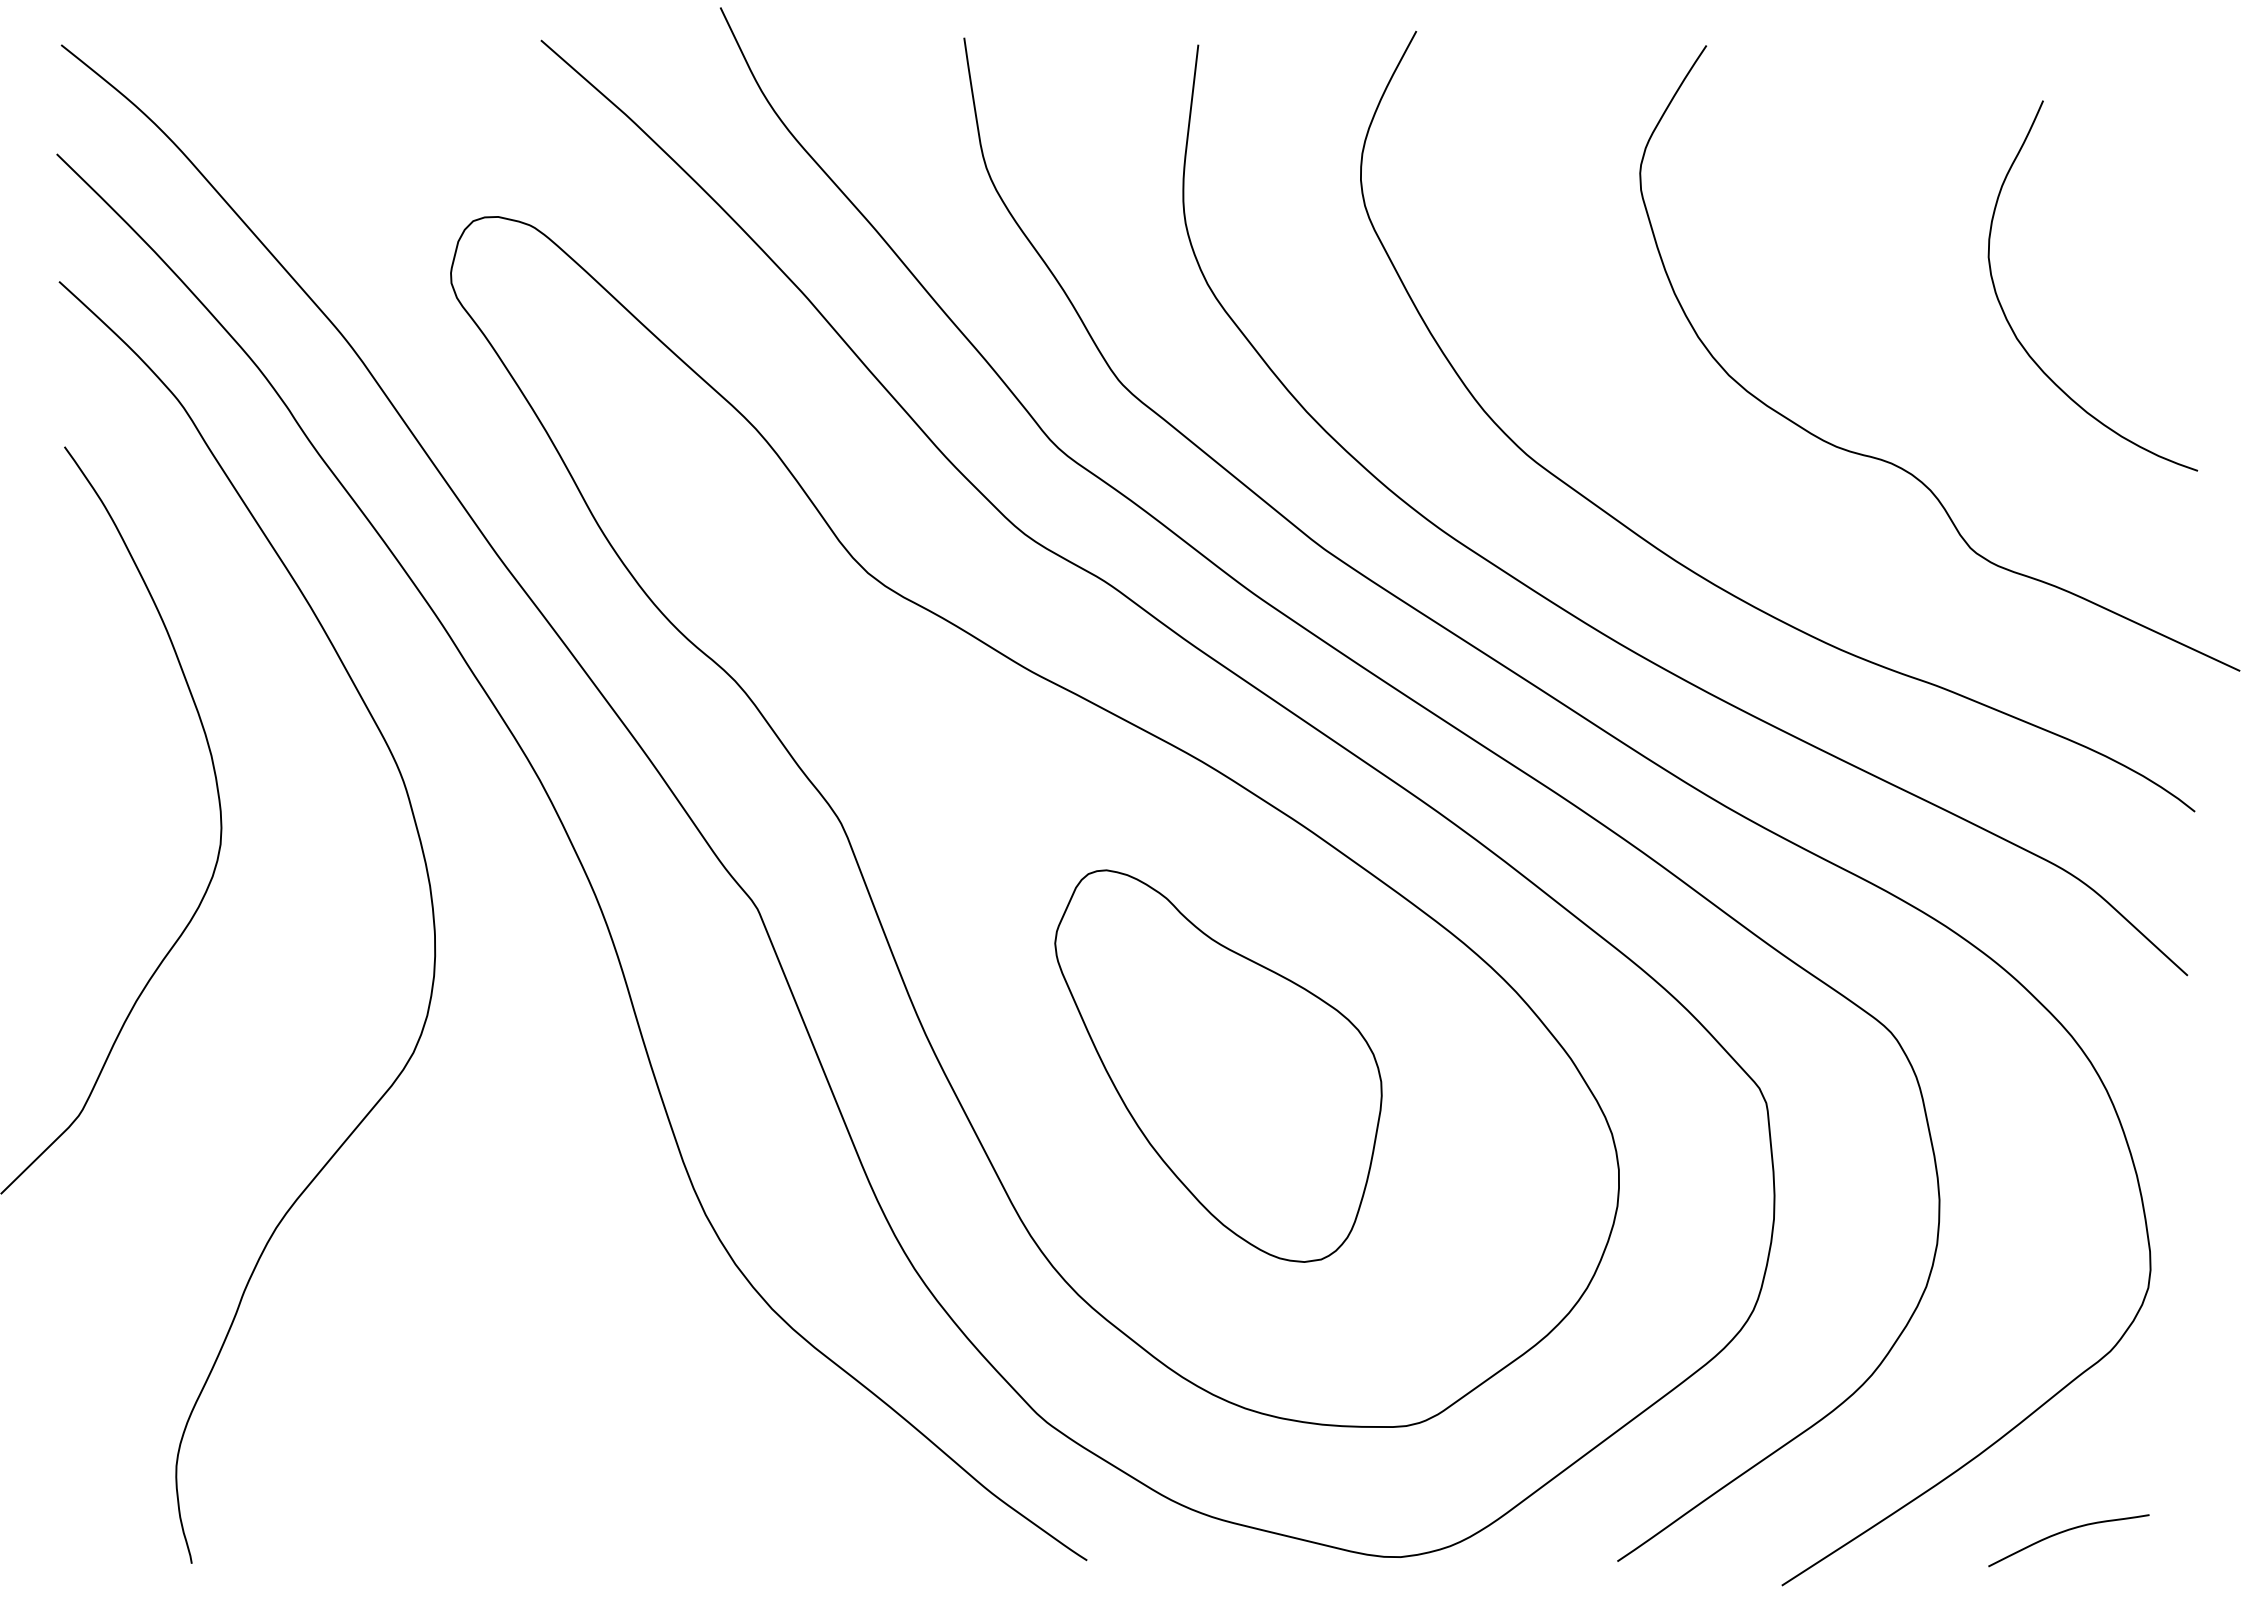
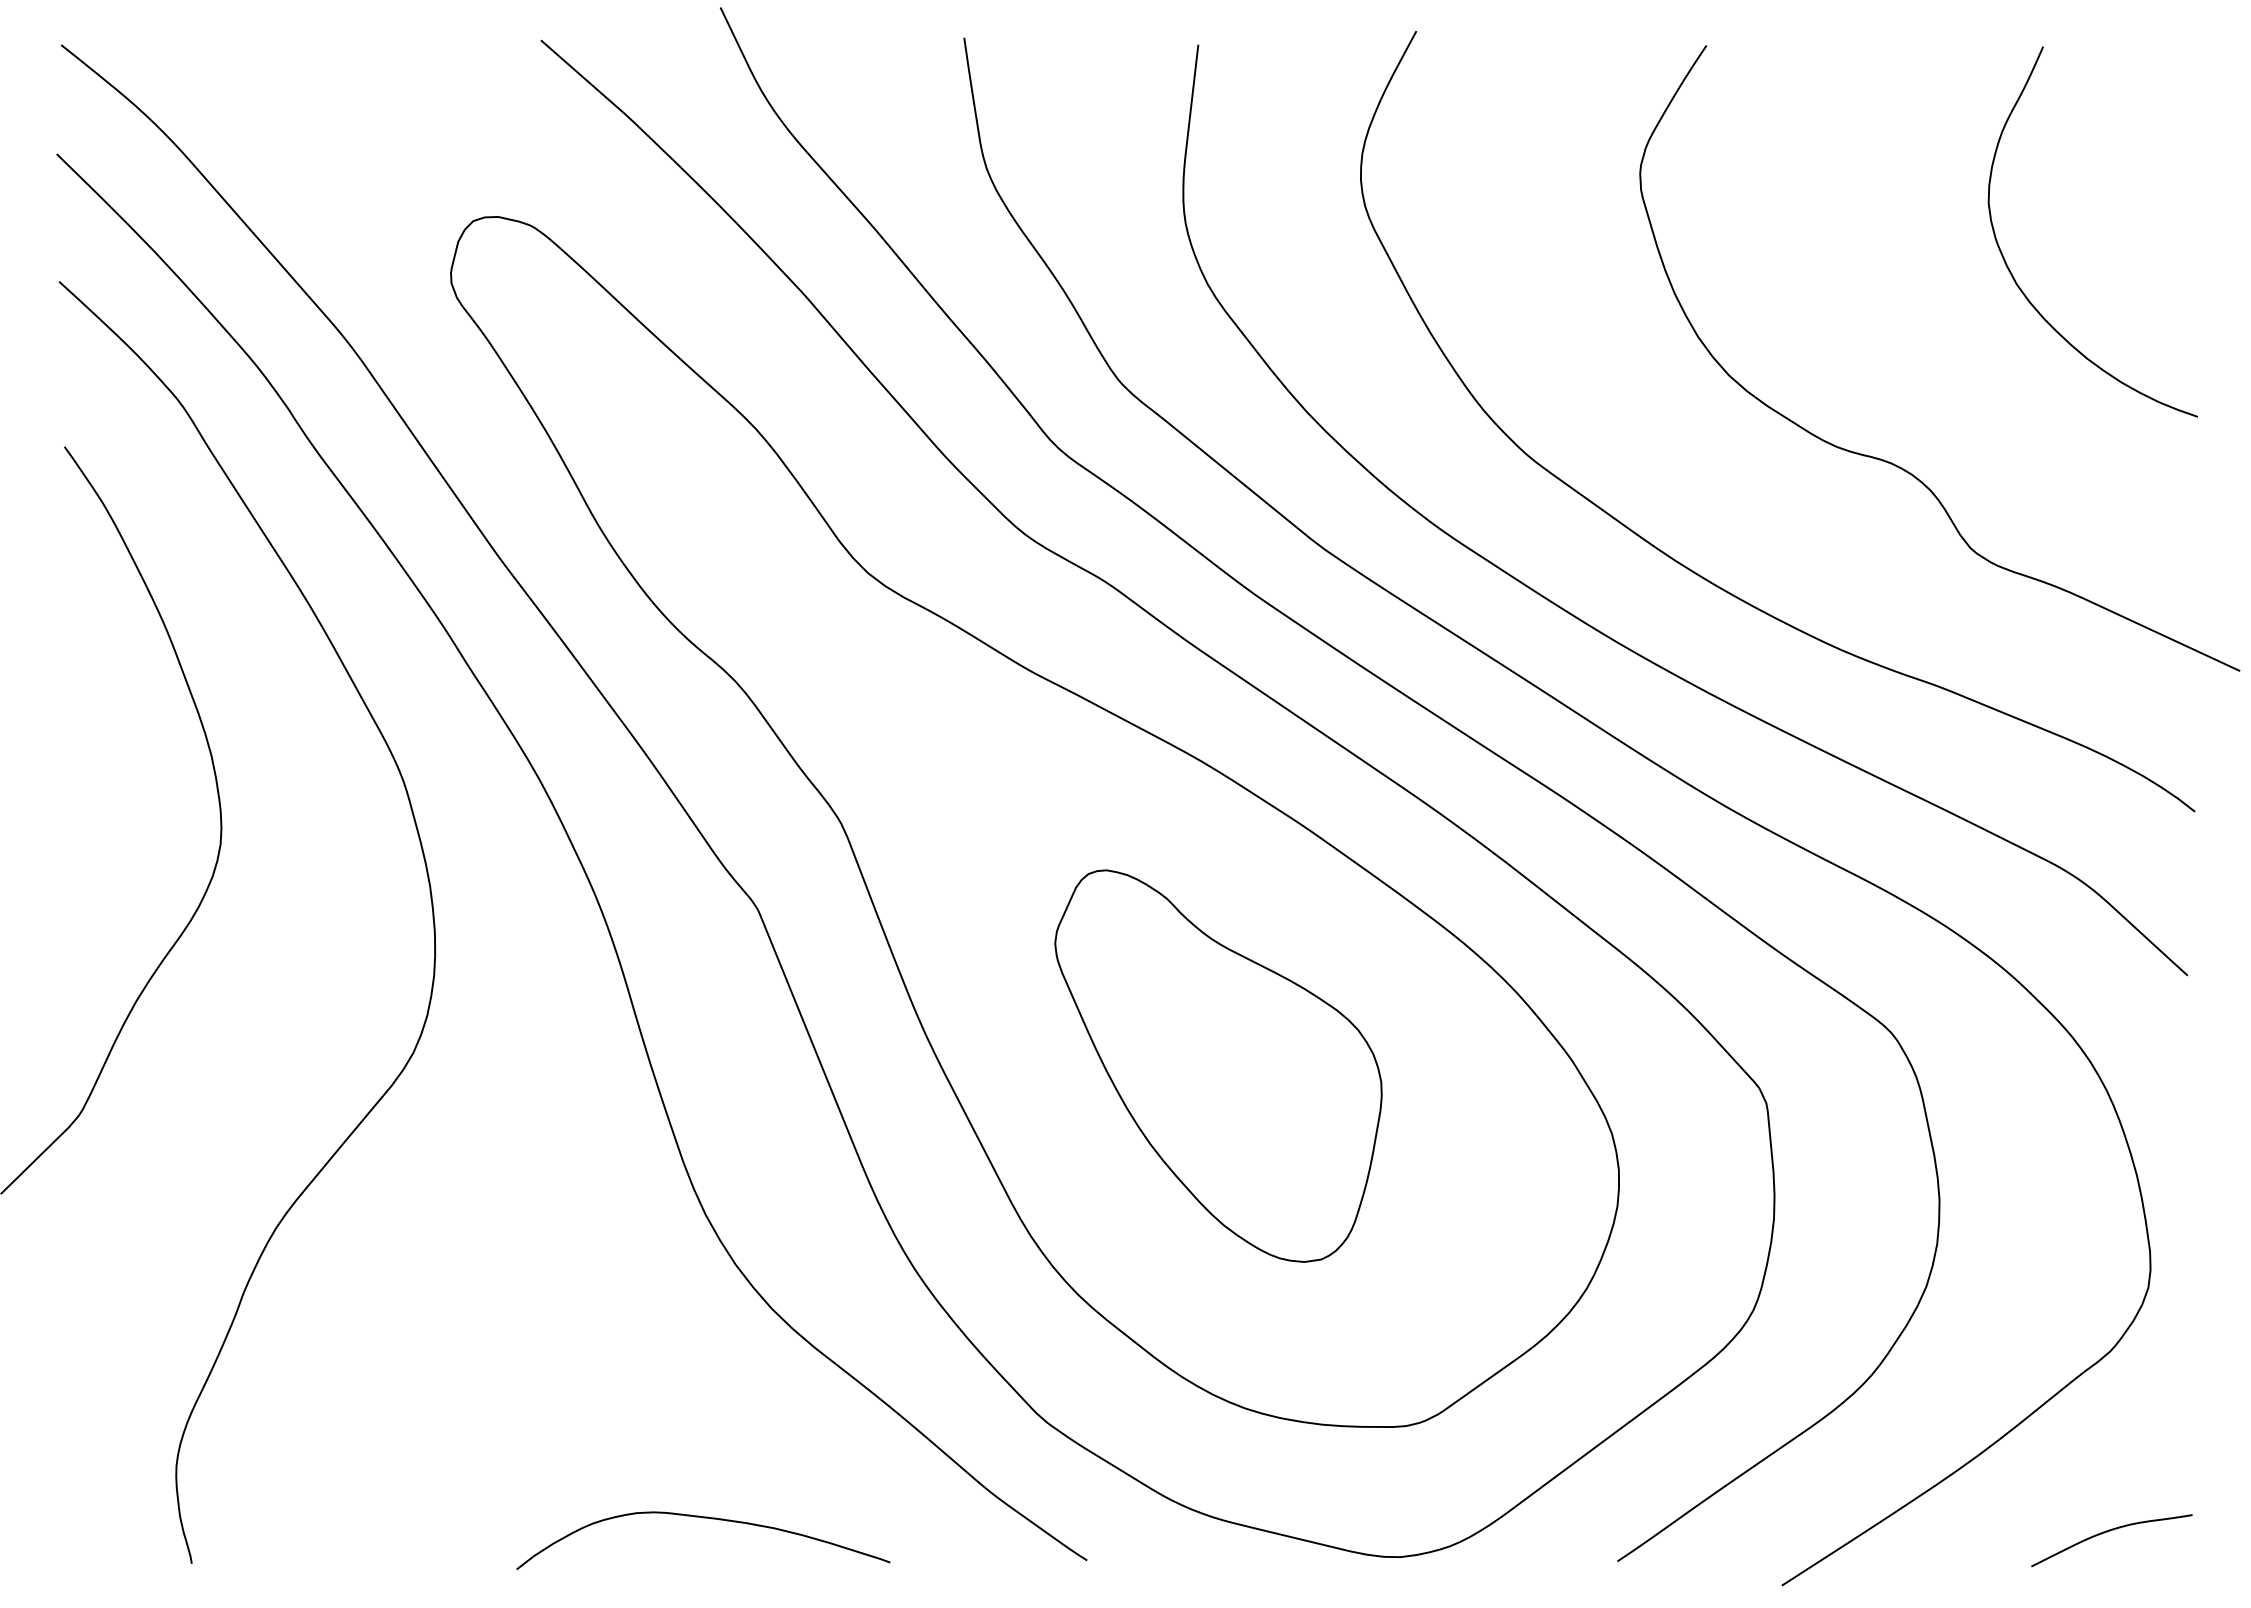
curve position: (2012, 327) -> (2012, 273) (2012, 273)
curve: none -> present (703, 1518)
curve position: (2064, 1532) -> (2107, 1532) (2107, 1532)
